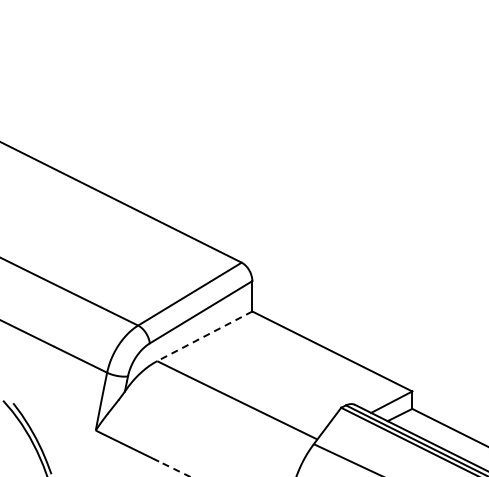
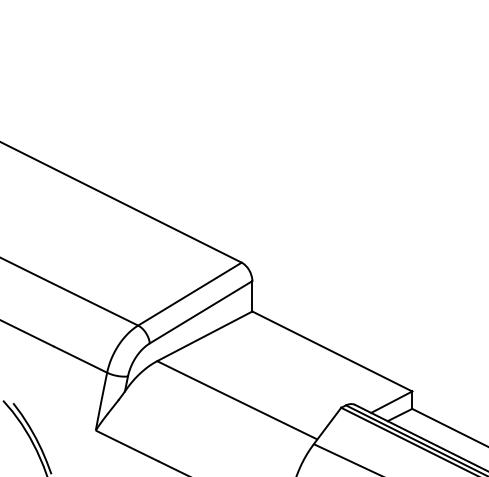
line: dashed -> solid (204, 336)
line: dashed -> solid (174, 468)
